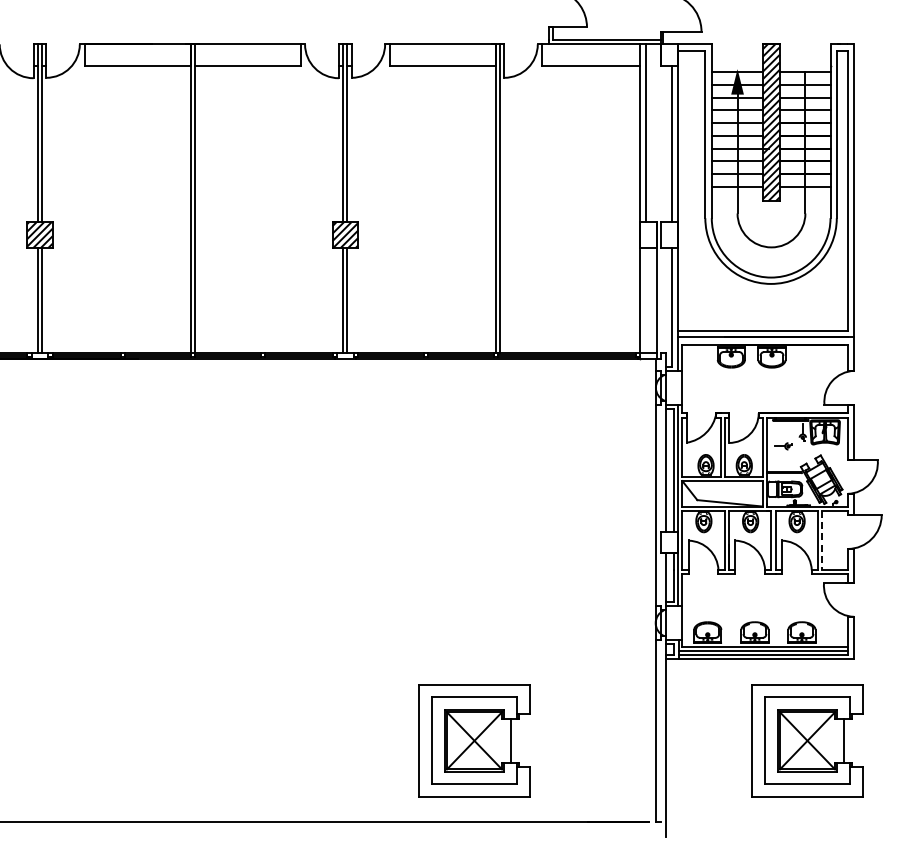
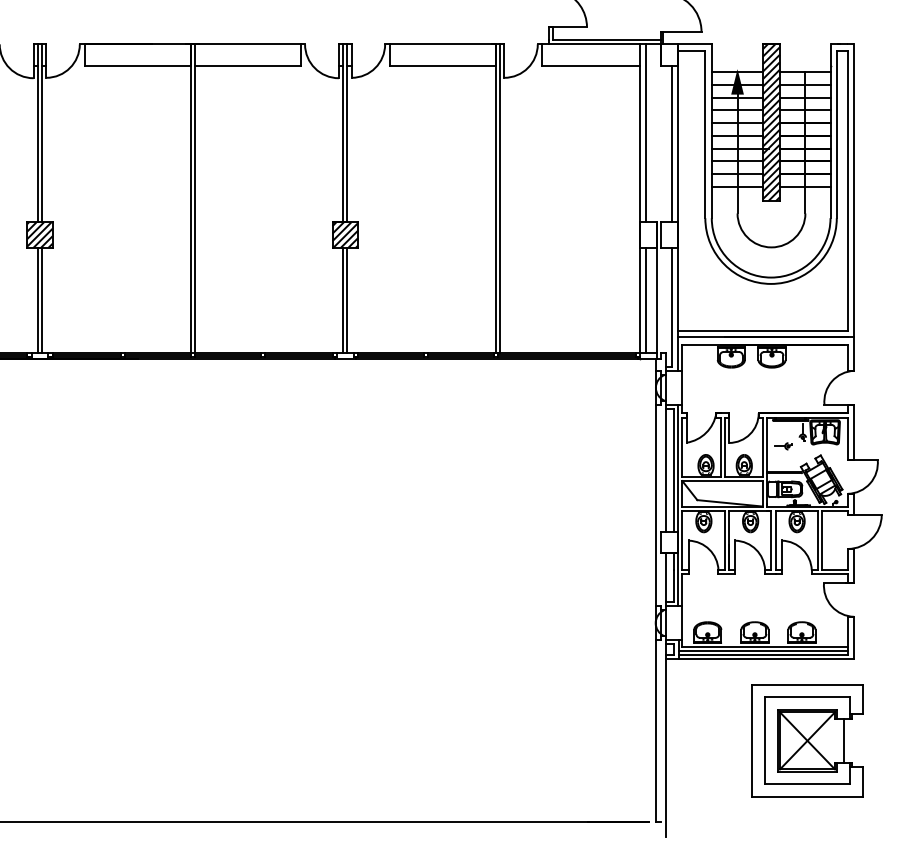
line: none -> present (646, 299)
line: dashed -> solid (822, 540)
part: present -> none (474, 740)
